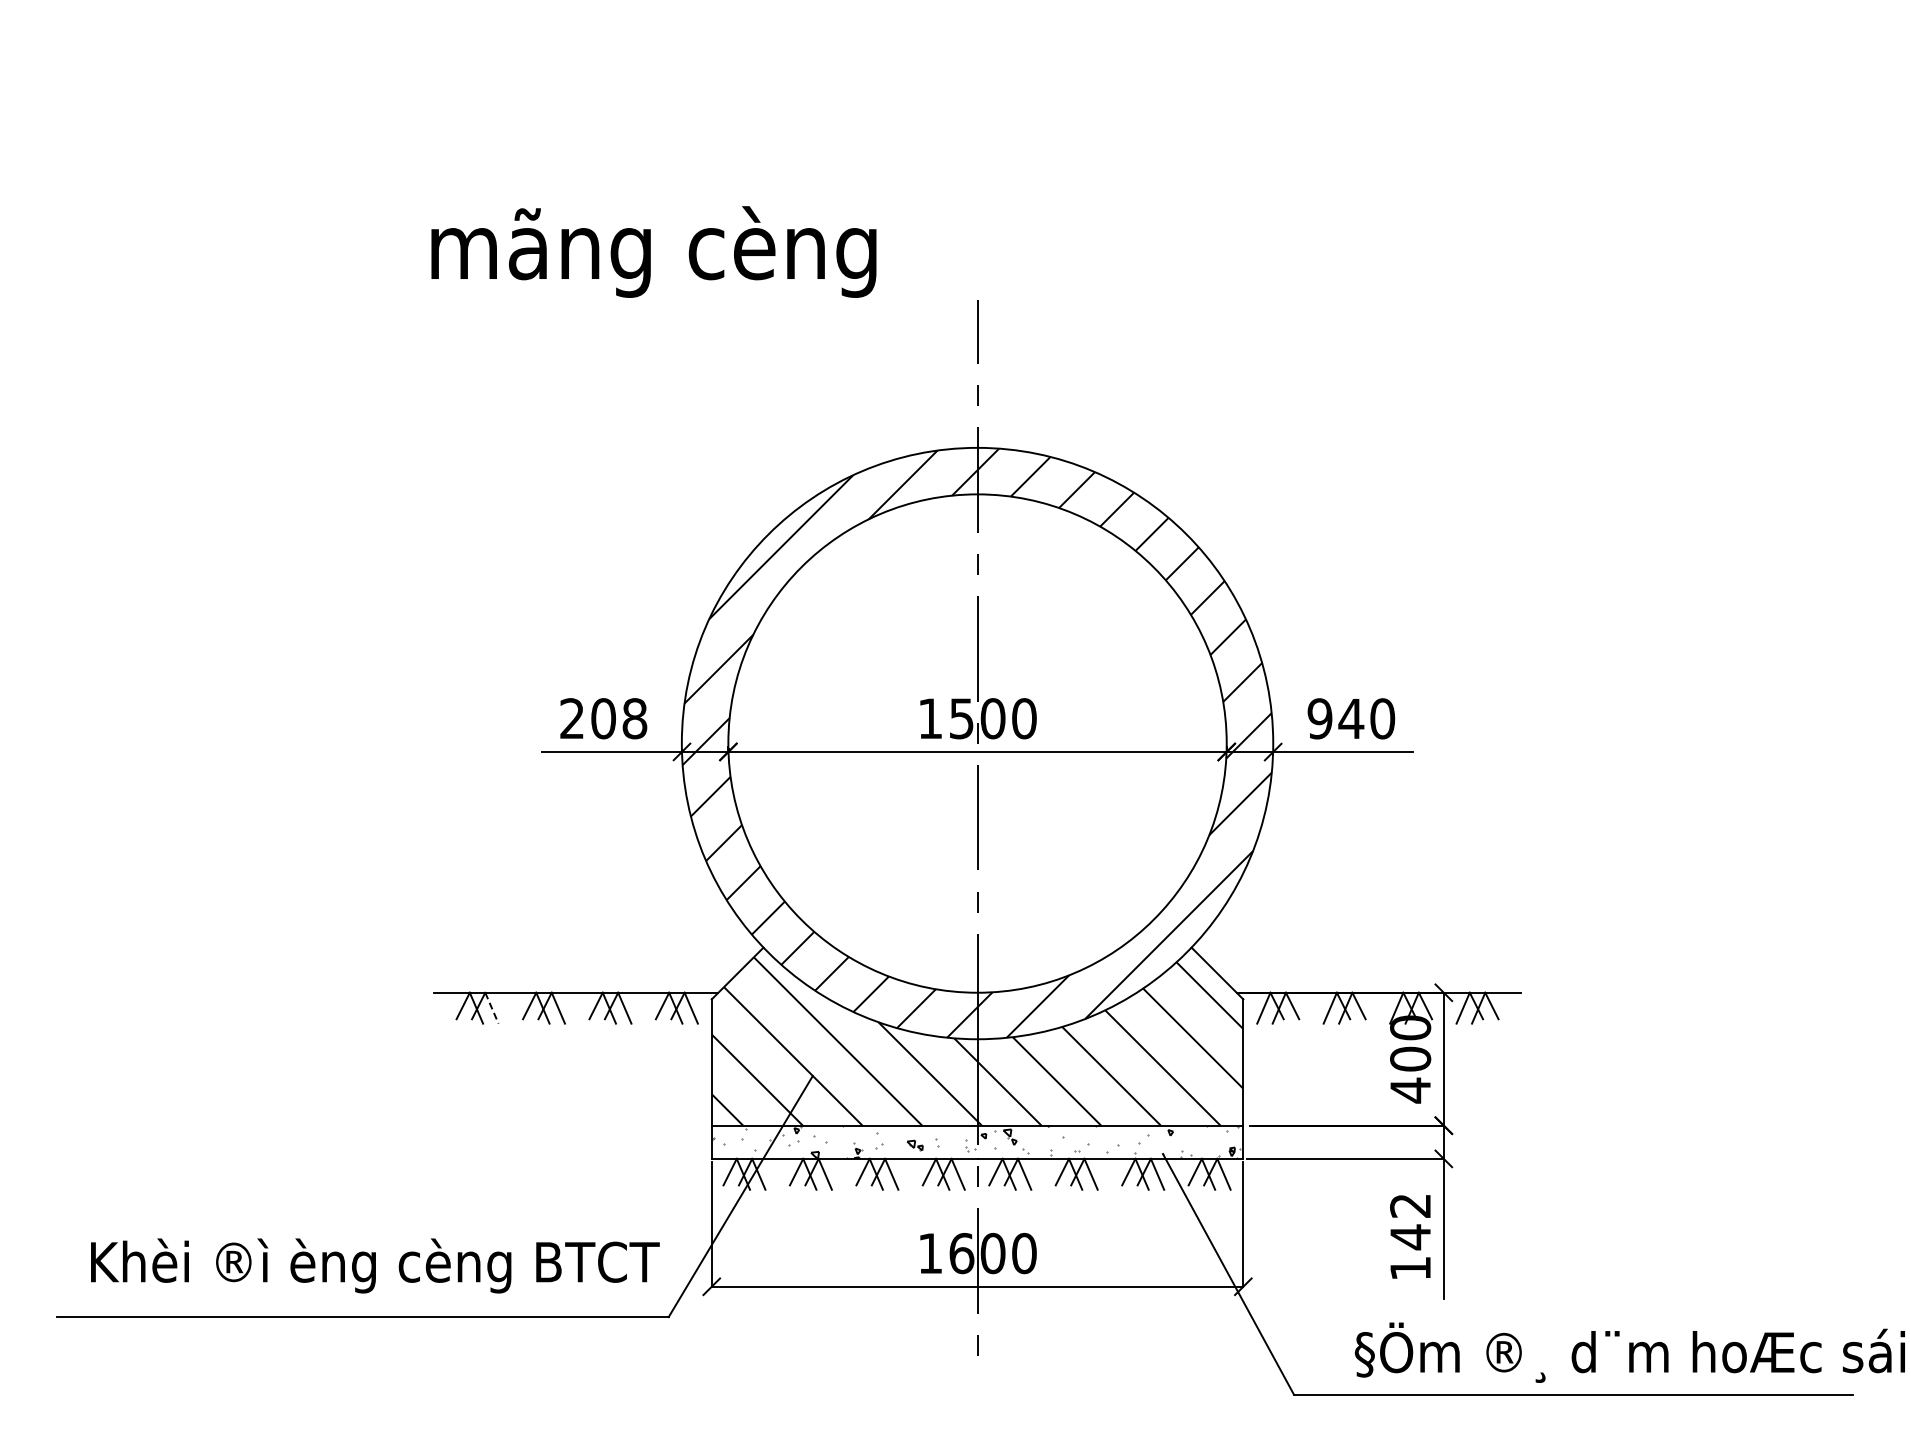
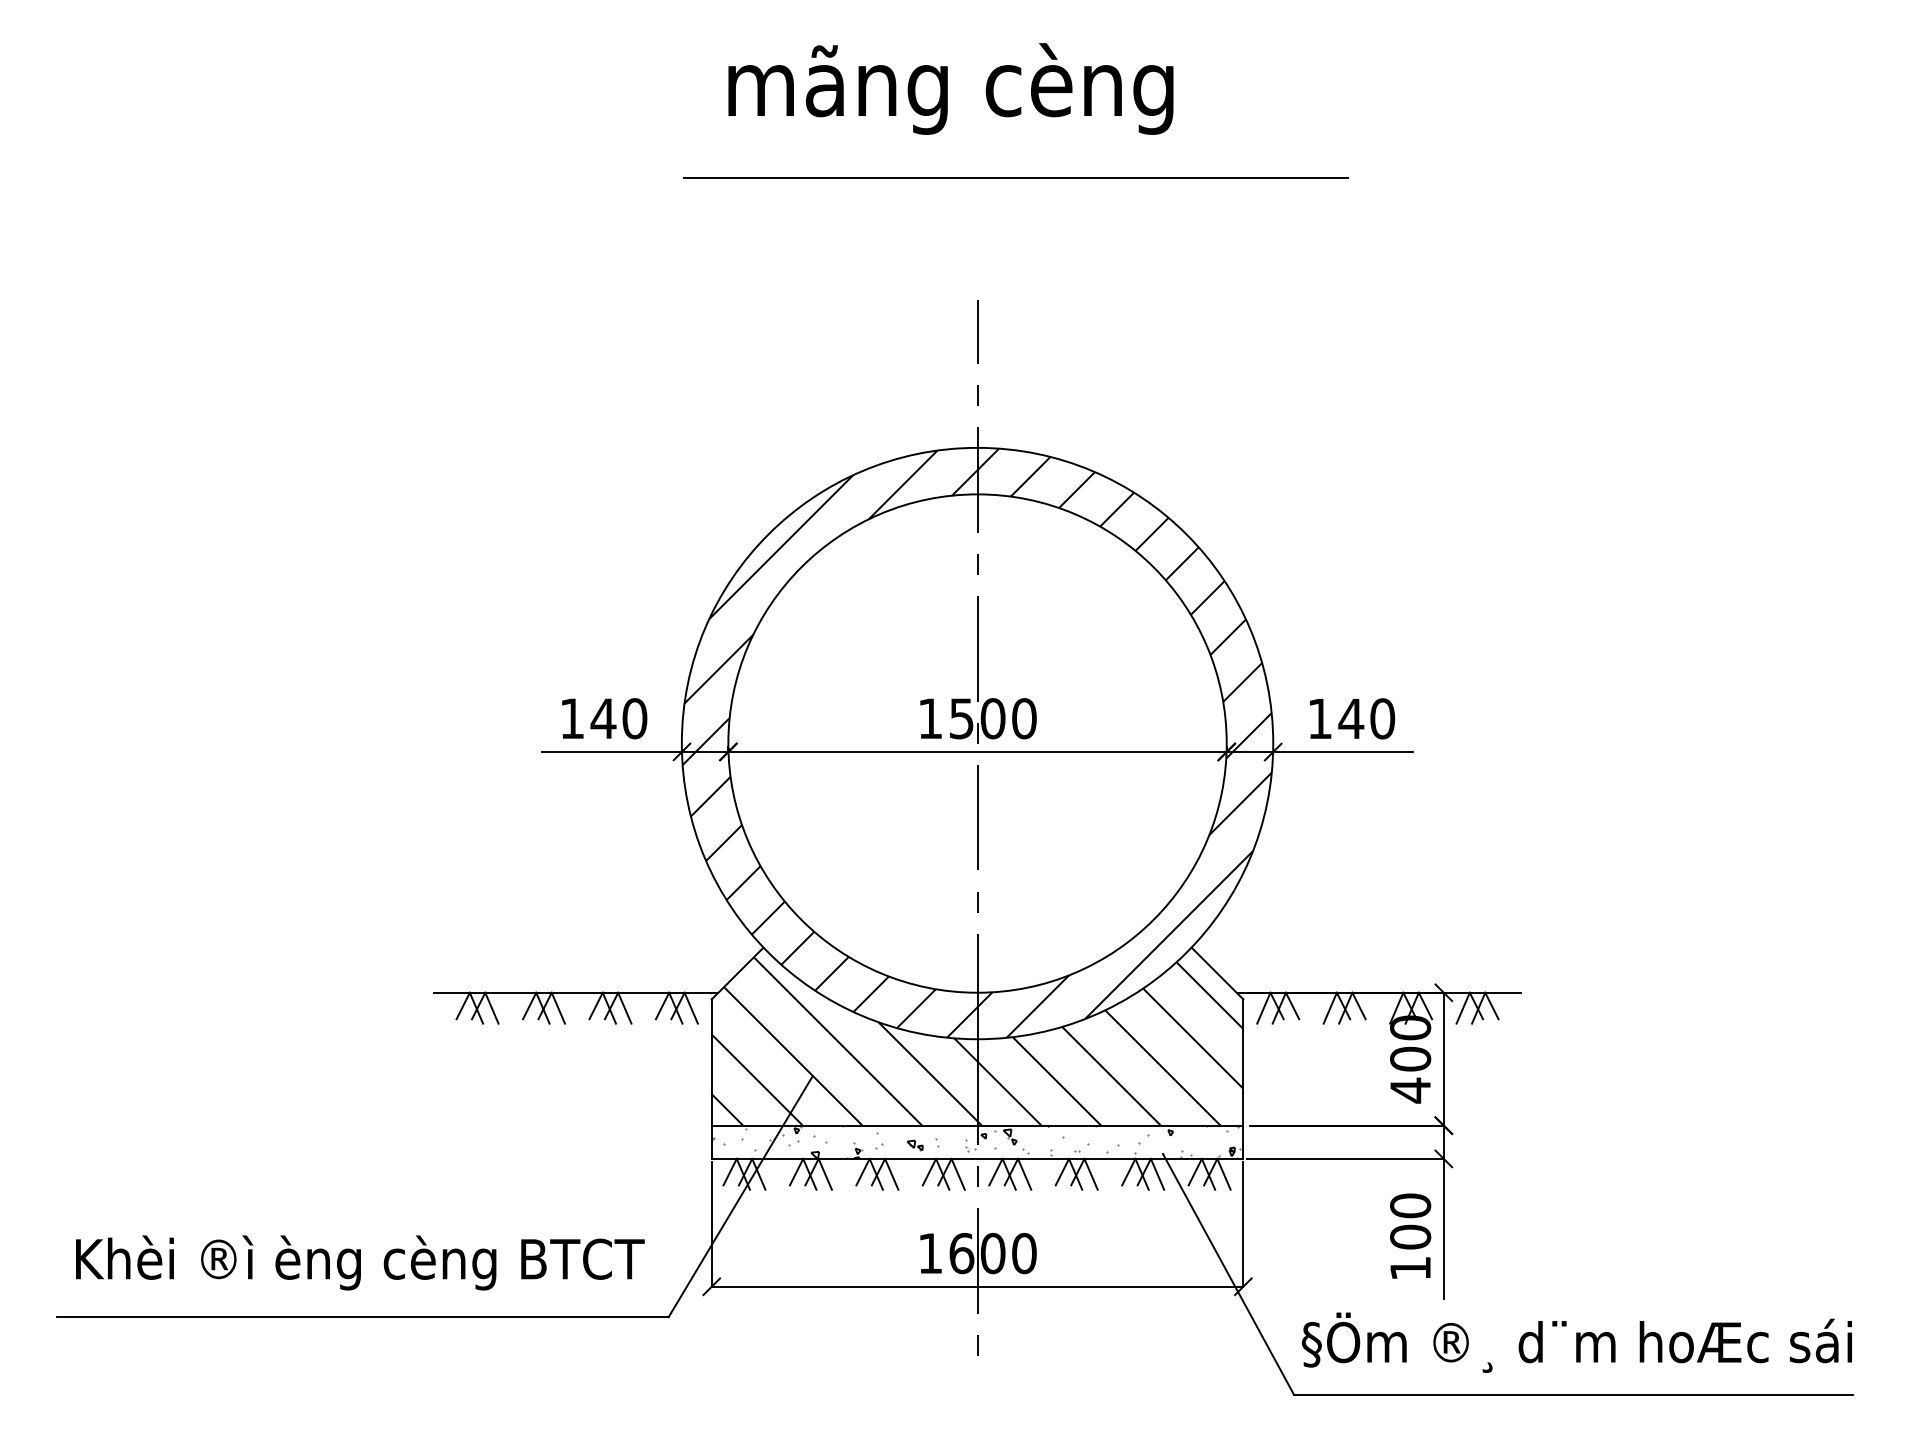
line: none -> present (1015, 178)
text position: (653, 251) -> (950, 88) (950, 88)
text: 208 -> 140 (603, 718)
text: 940 -> 140 (1319, 718)
line: dashed -> solid (491, 1008)
text: 142 -> 100 (1410, 1221)
text position: (375, 1265) -> (360, 1262) (360, 1262)
text position: (1629, 1352) -> (1576, 1342) (1576, 1342)
